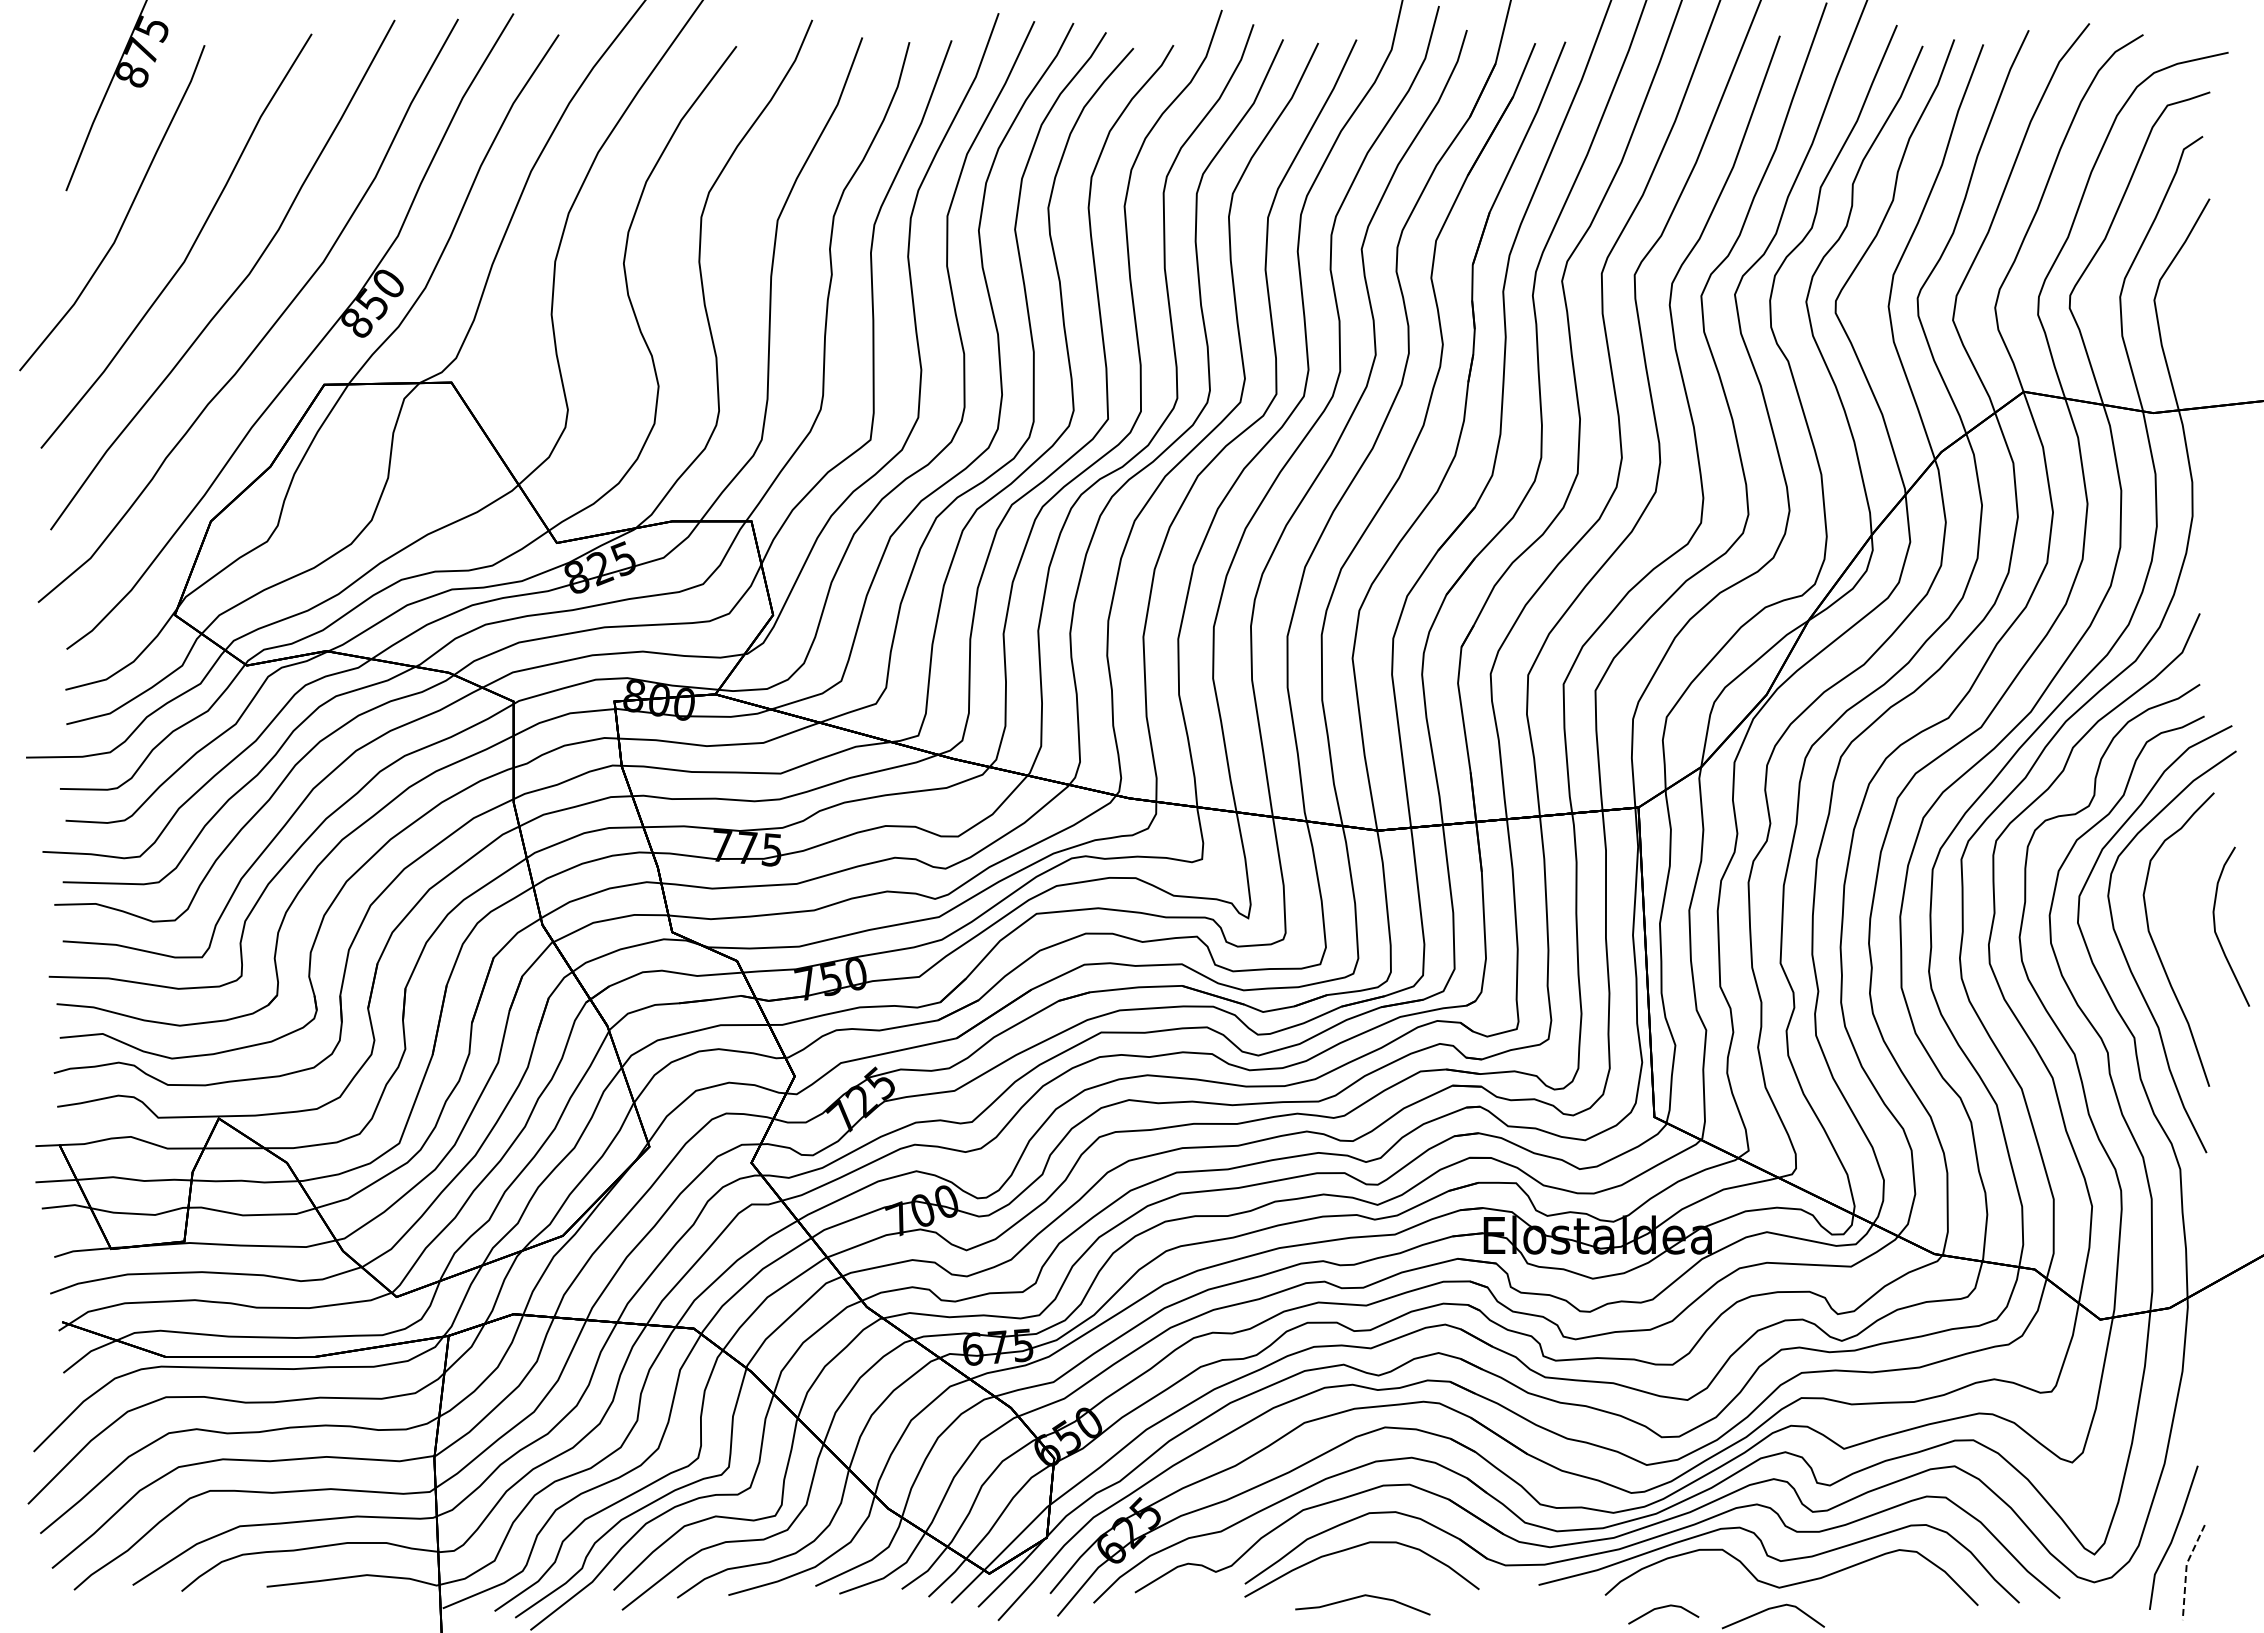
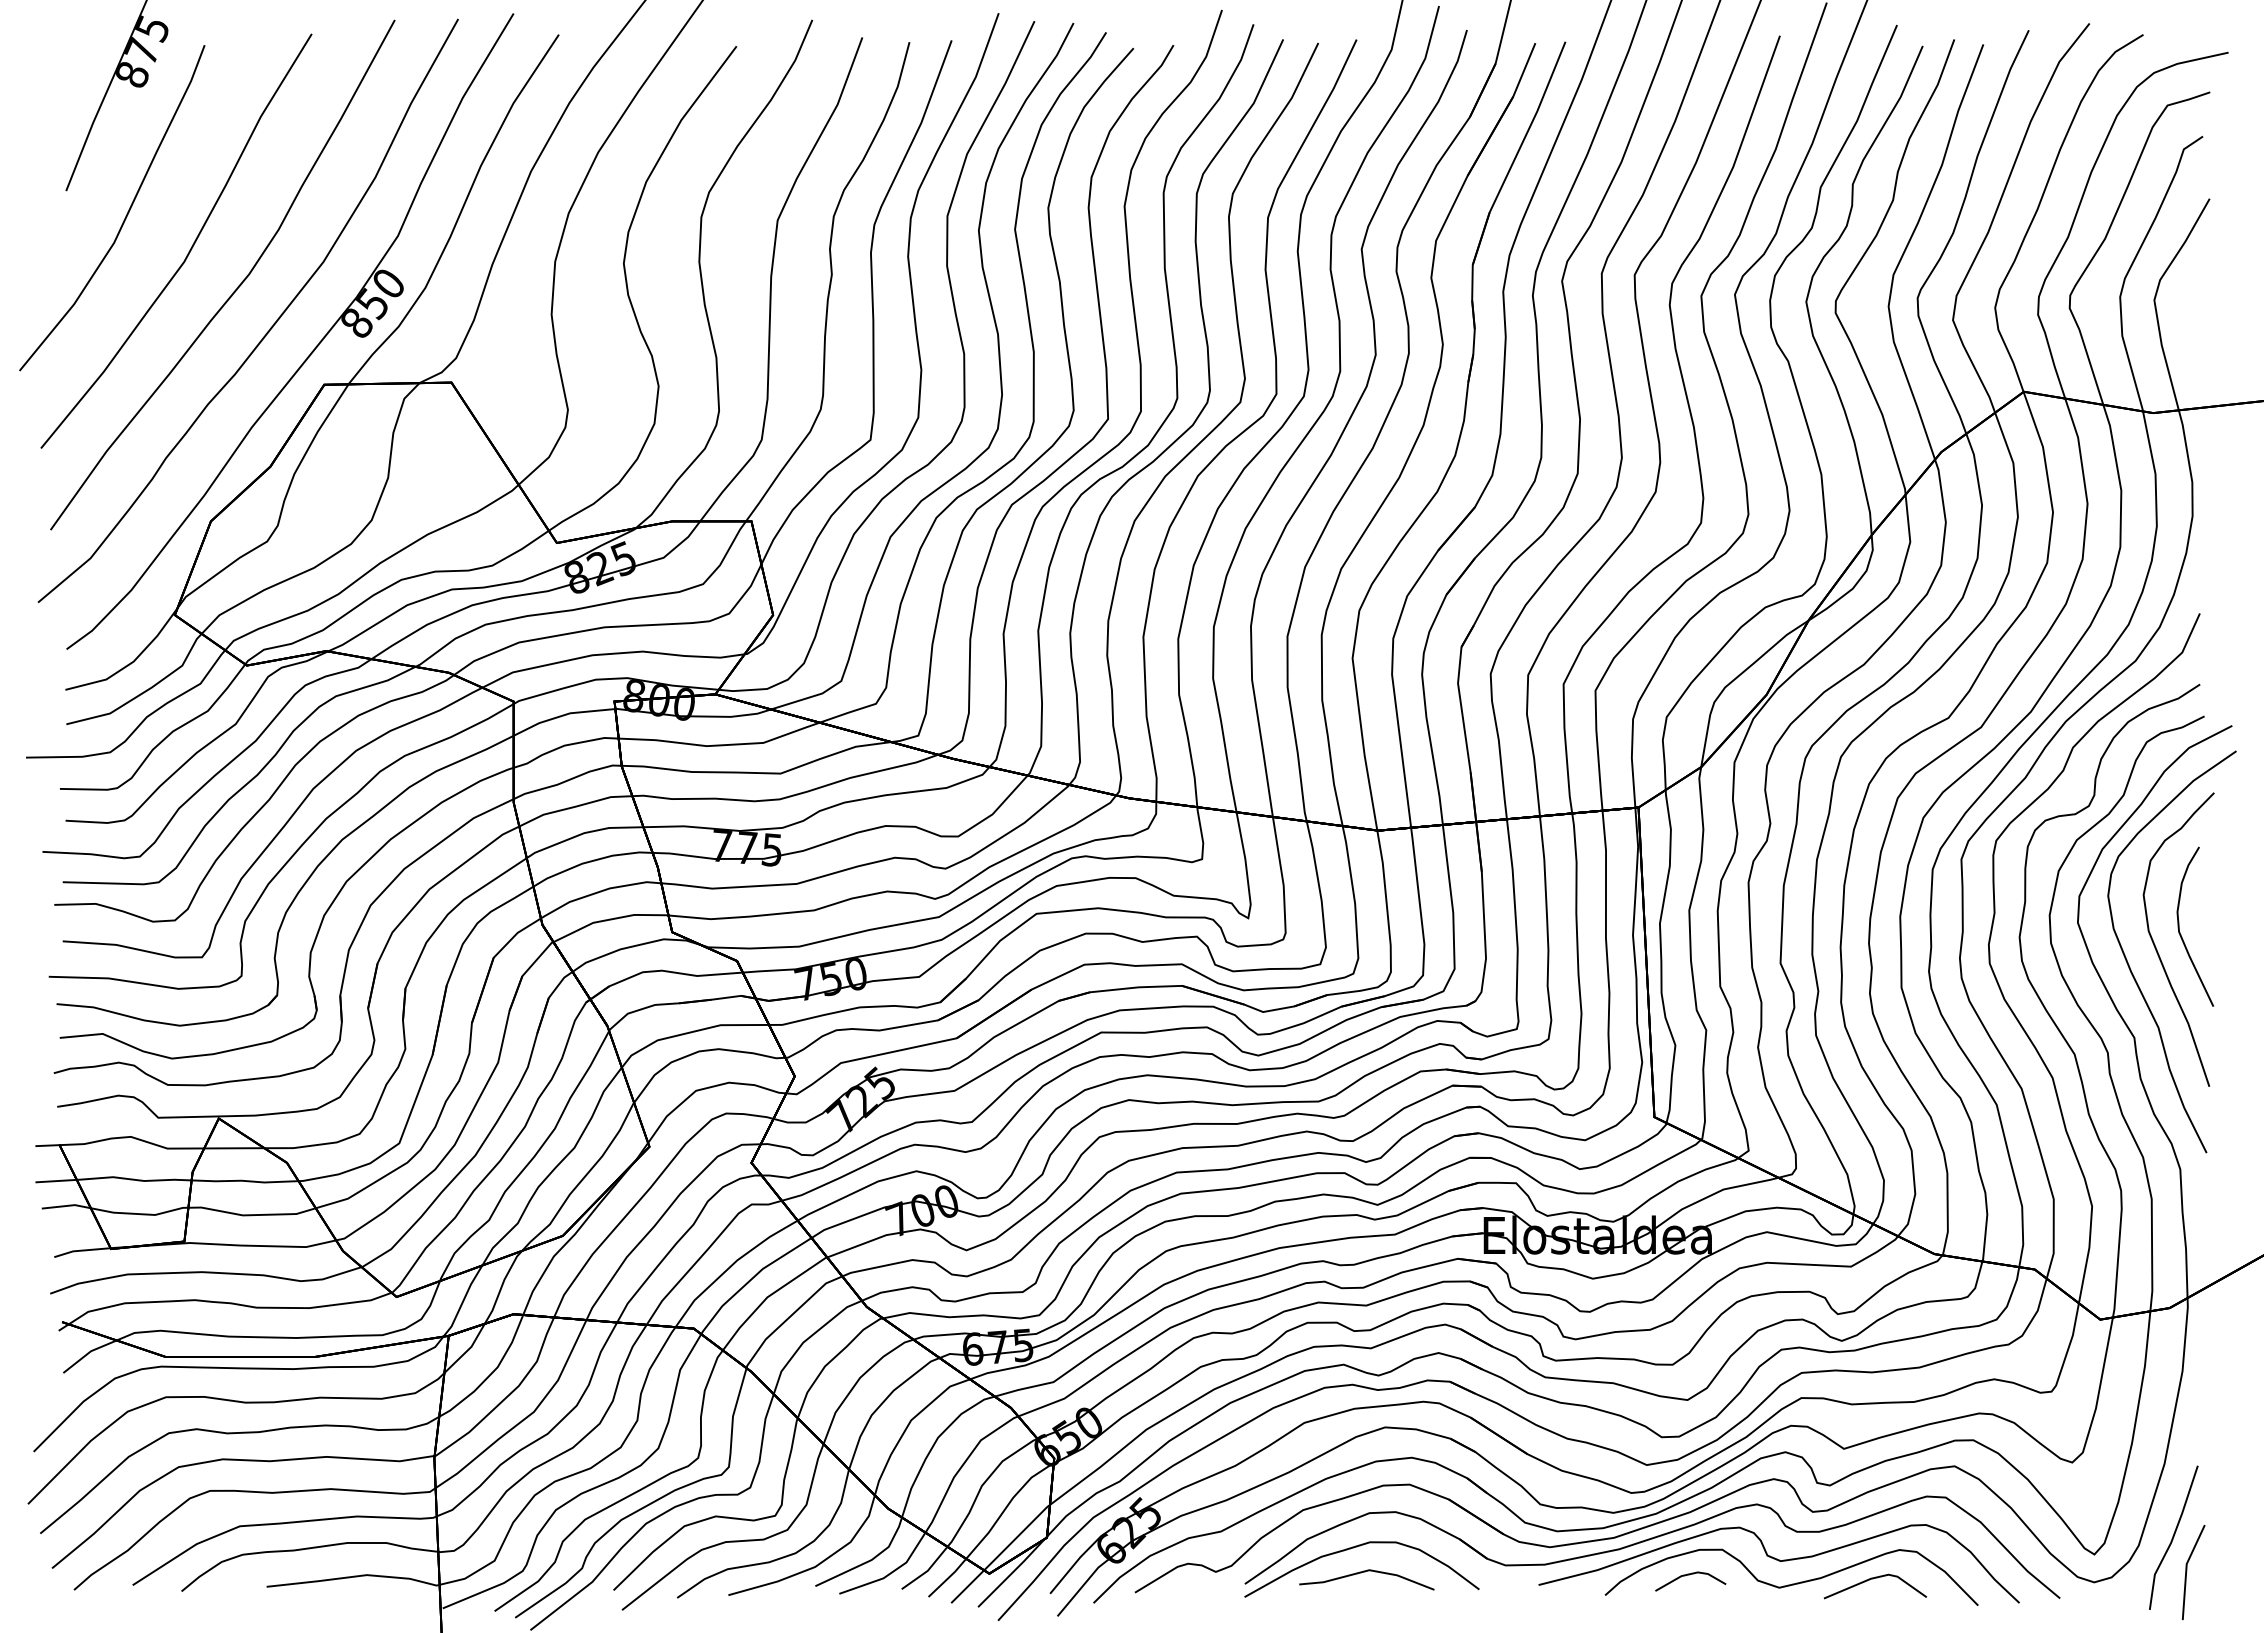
curve position: (2215, 926) -> (2179, 926) (2179, 926)
line: dashed -> solid (2186, 1570)
line position: (1361, 1597) -> (1365, 1572) (1365, 1572)
line position: (1662, 1608) -> (1689, 1575) (1689, 1575)
line position: (1771, 1609) -> (1873, 1579) (1873, 1579)
